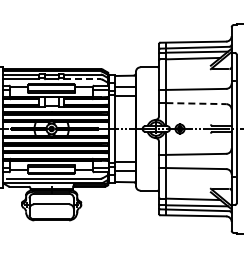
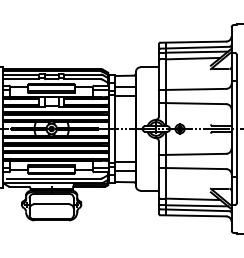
line: dashed -> solid (82, 79)
line: dashed -> solid (196, 103)
